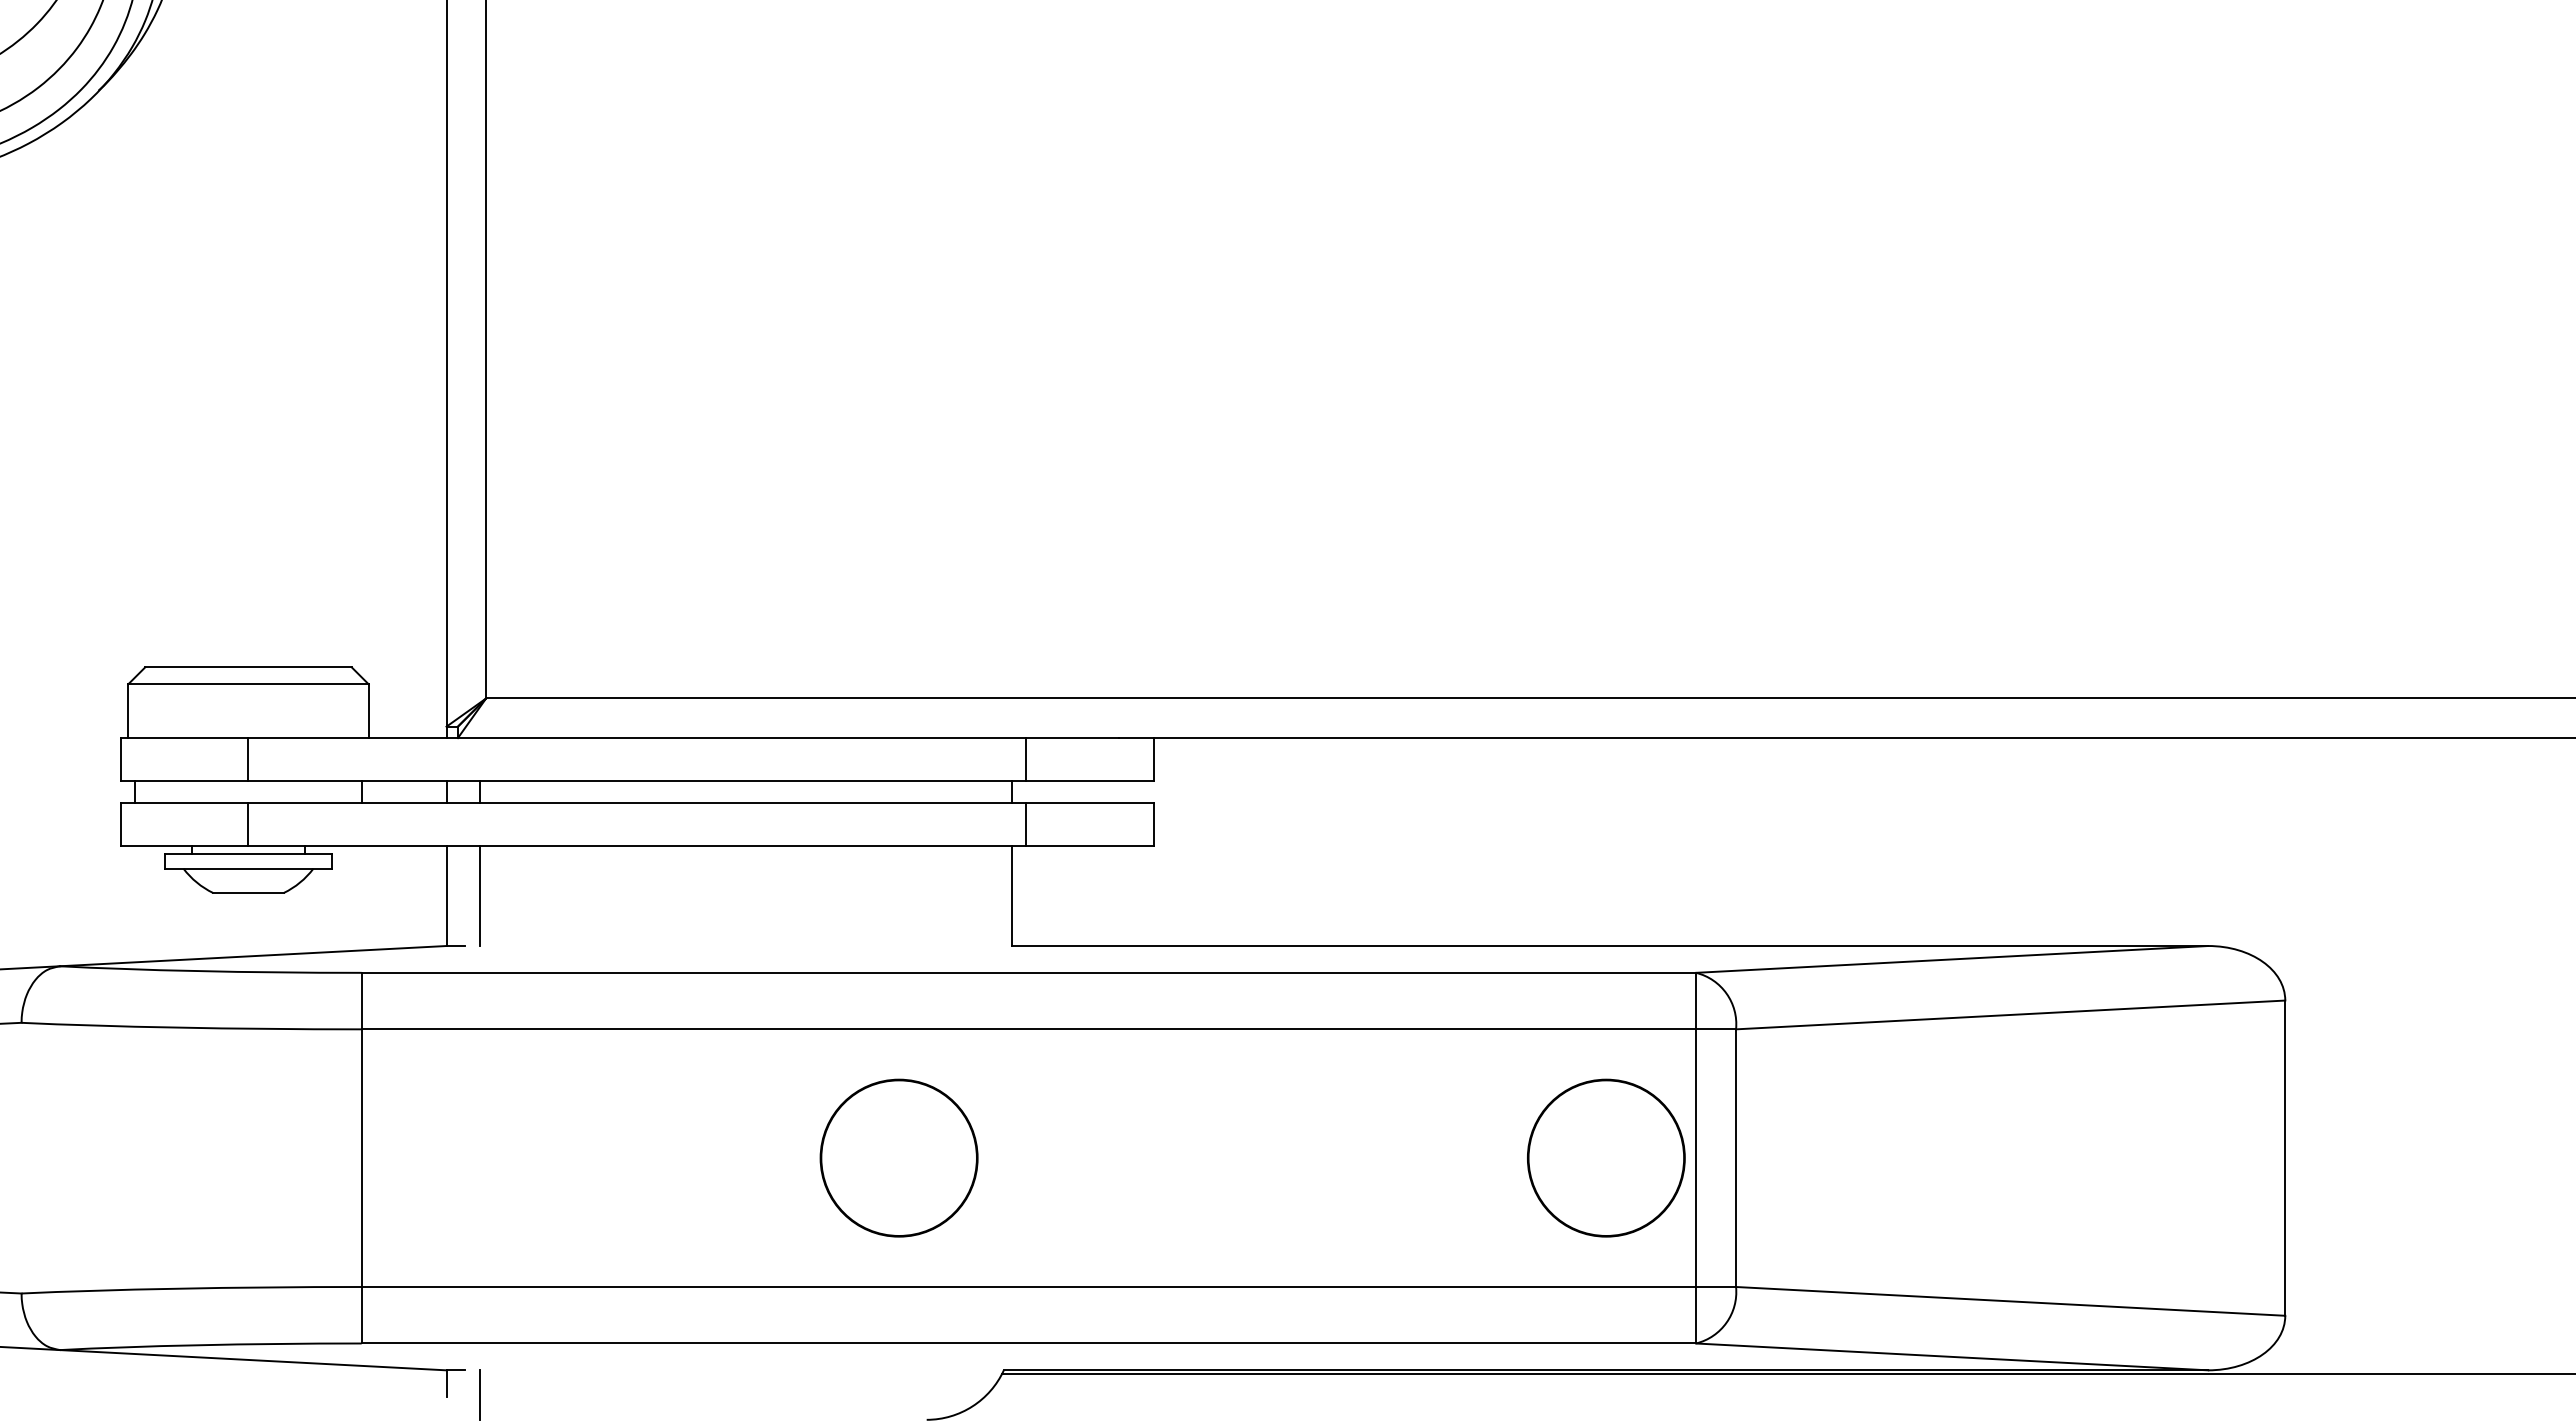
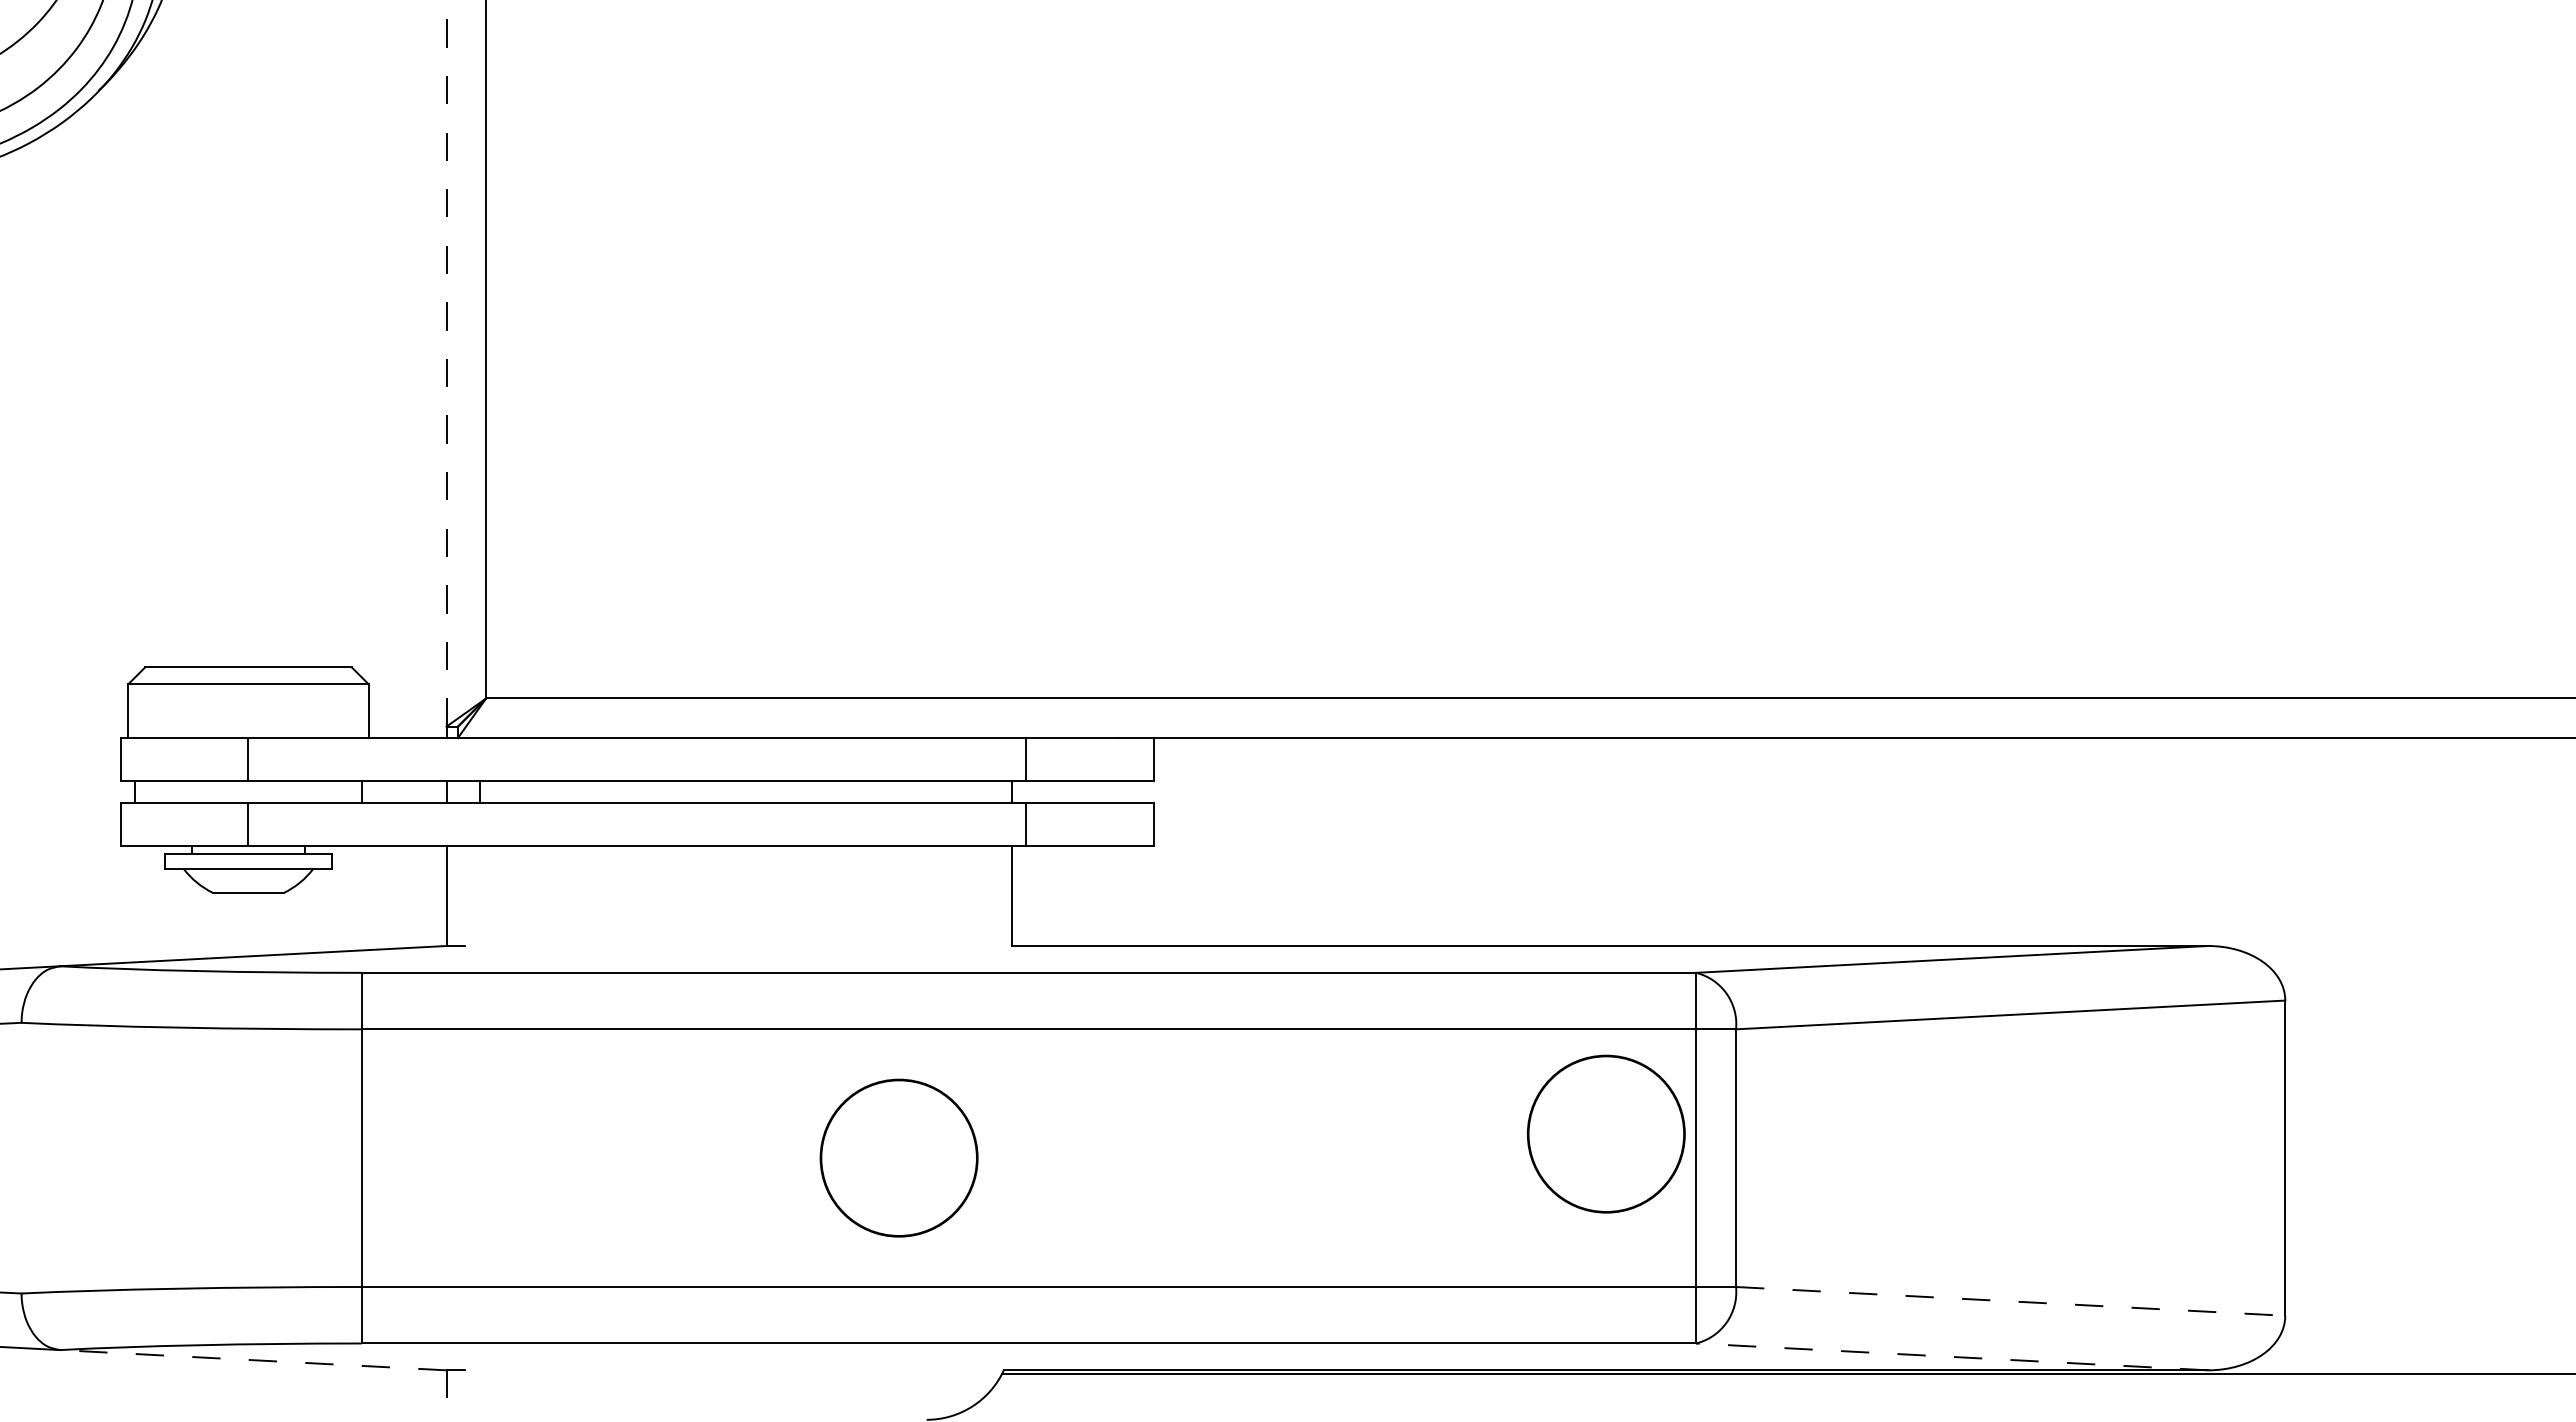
line: solid -> dashed (446, 363)
line: present -> none (480, 895)
circle position: (1606, 1157) -> (1606, 1133) (1606, 1133)
line: solid -> dashed (2010, 1301)
line: solid -> dashed (1951, 1356)
line: solid -> dashed (252, 1360)
line: present -> none (480, 1394)
